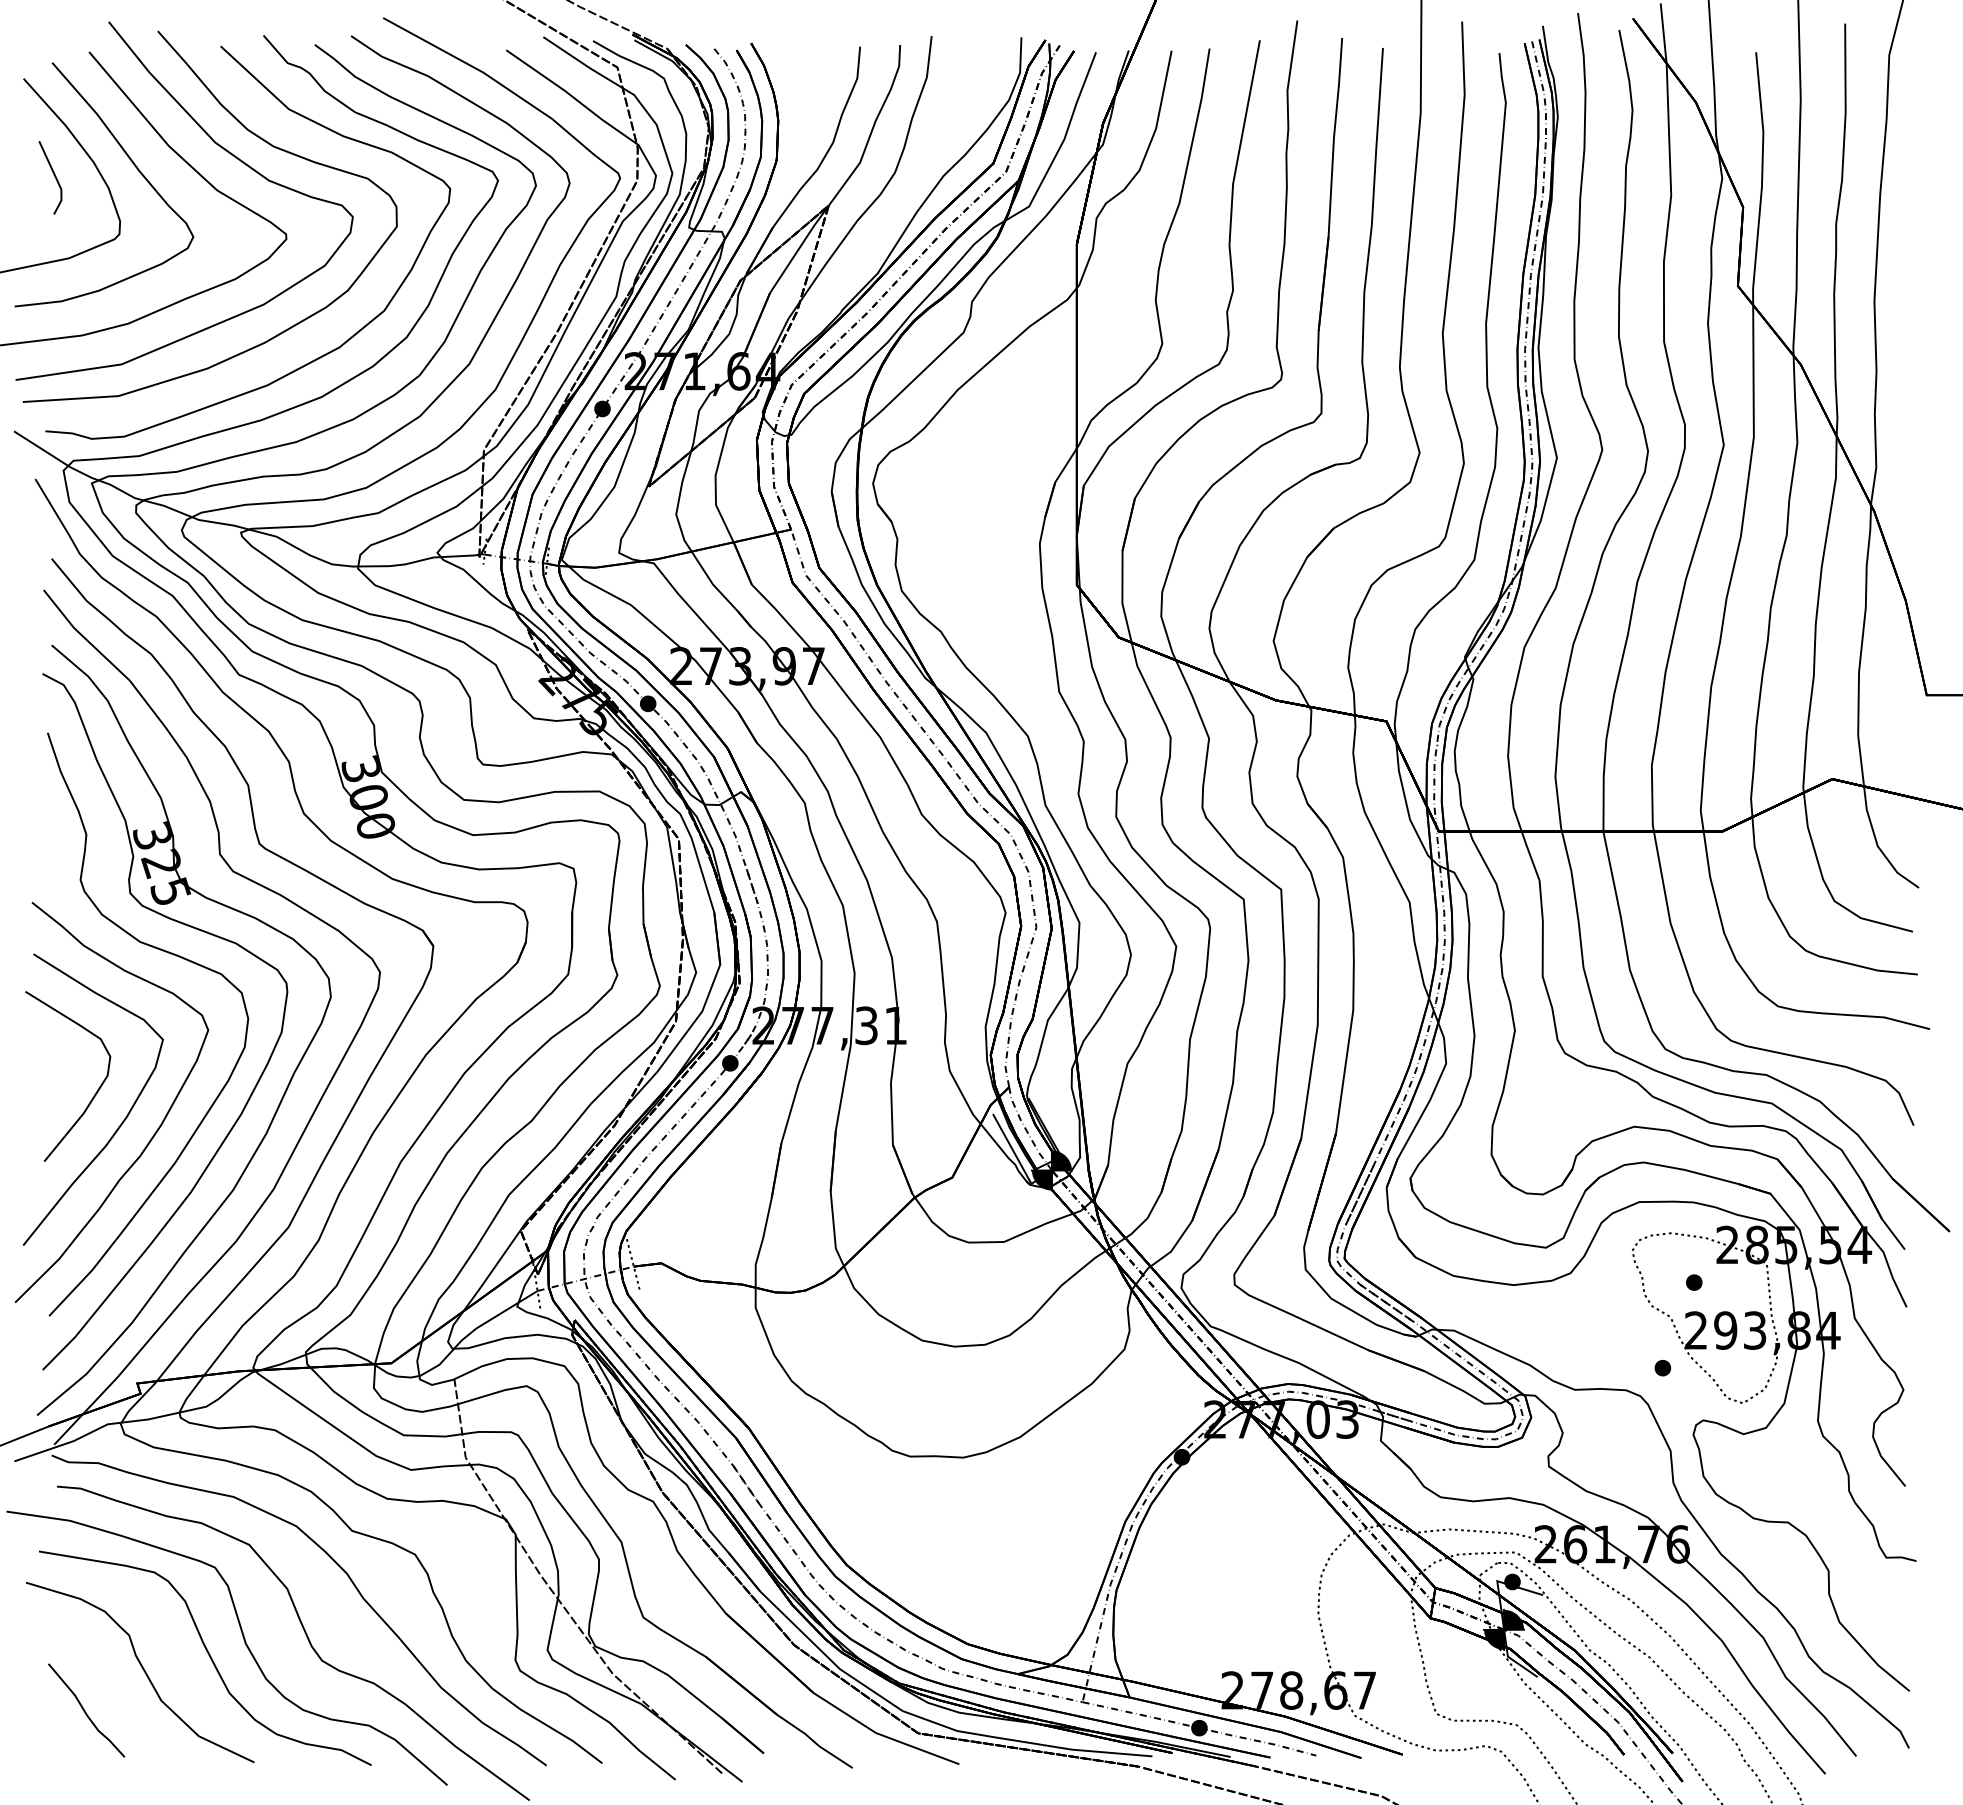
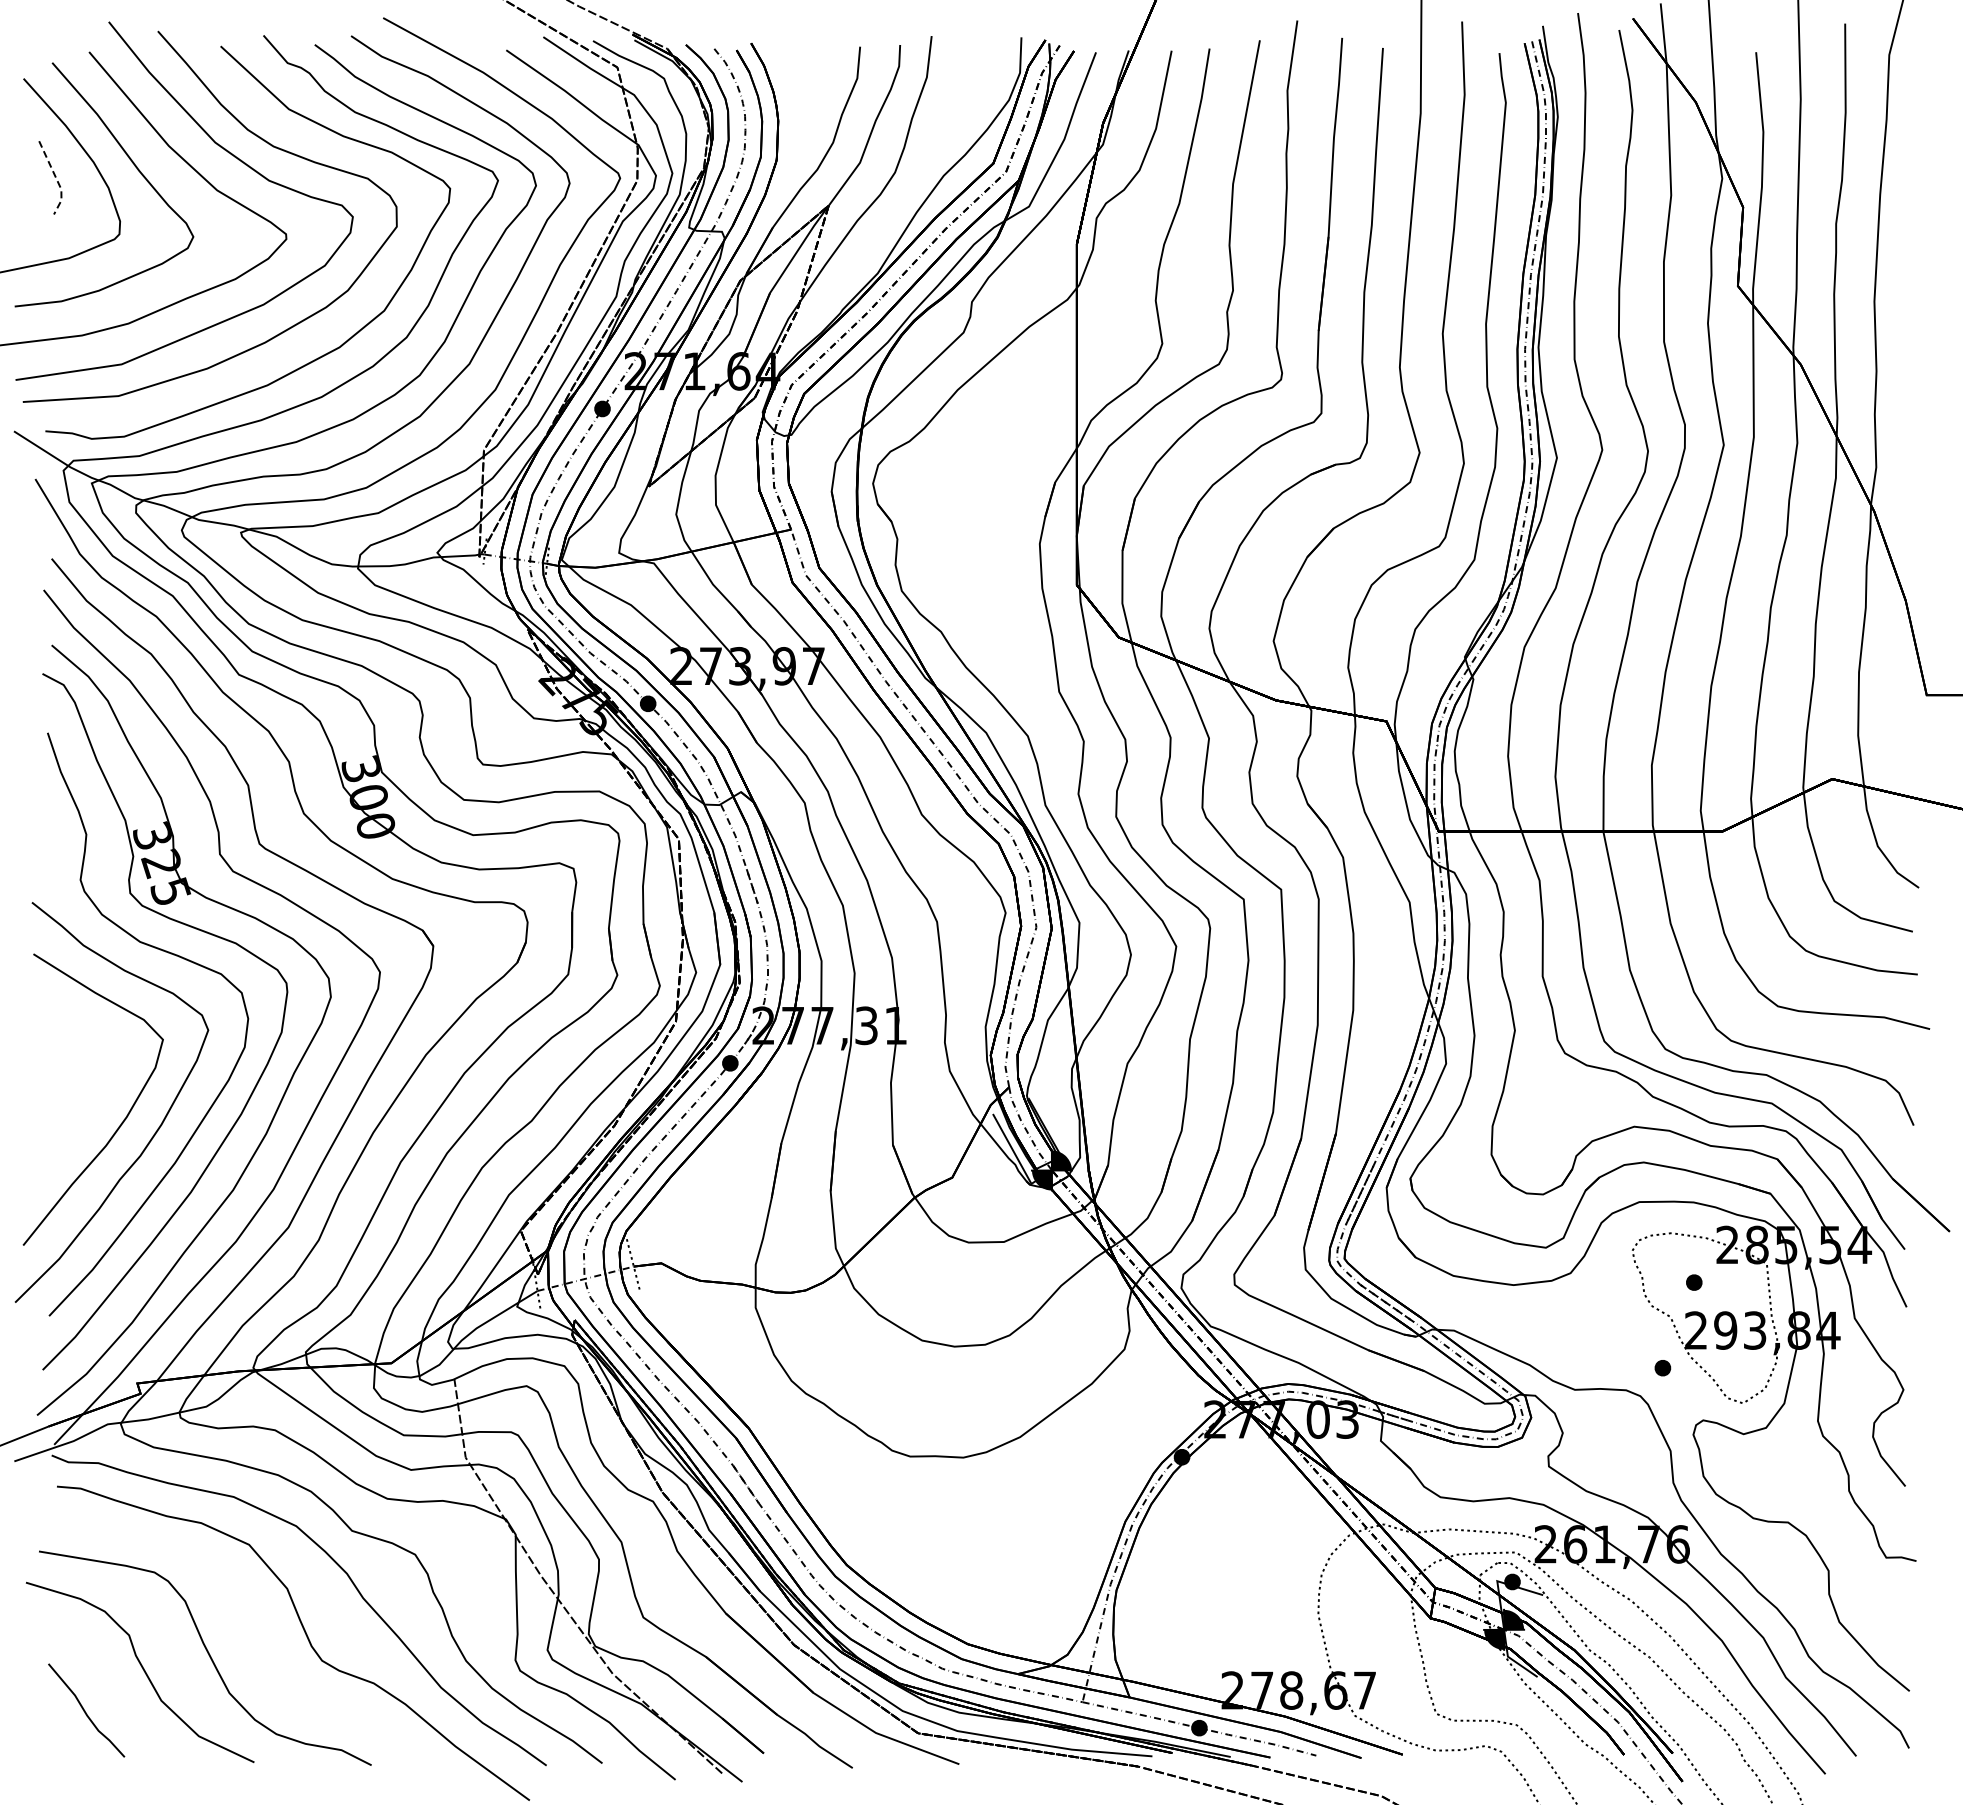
line: solid -> dashed (56, 178)
curve: present -> none (95, 1092)
curve: present -> none (243, 1640)
